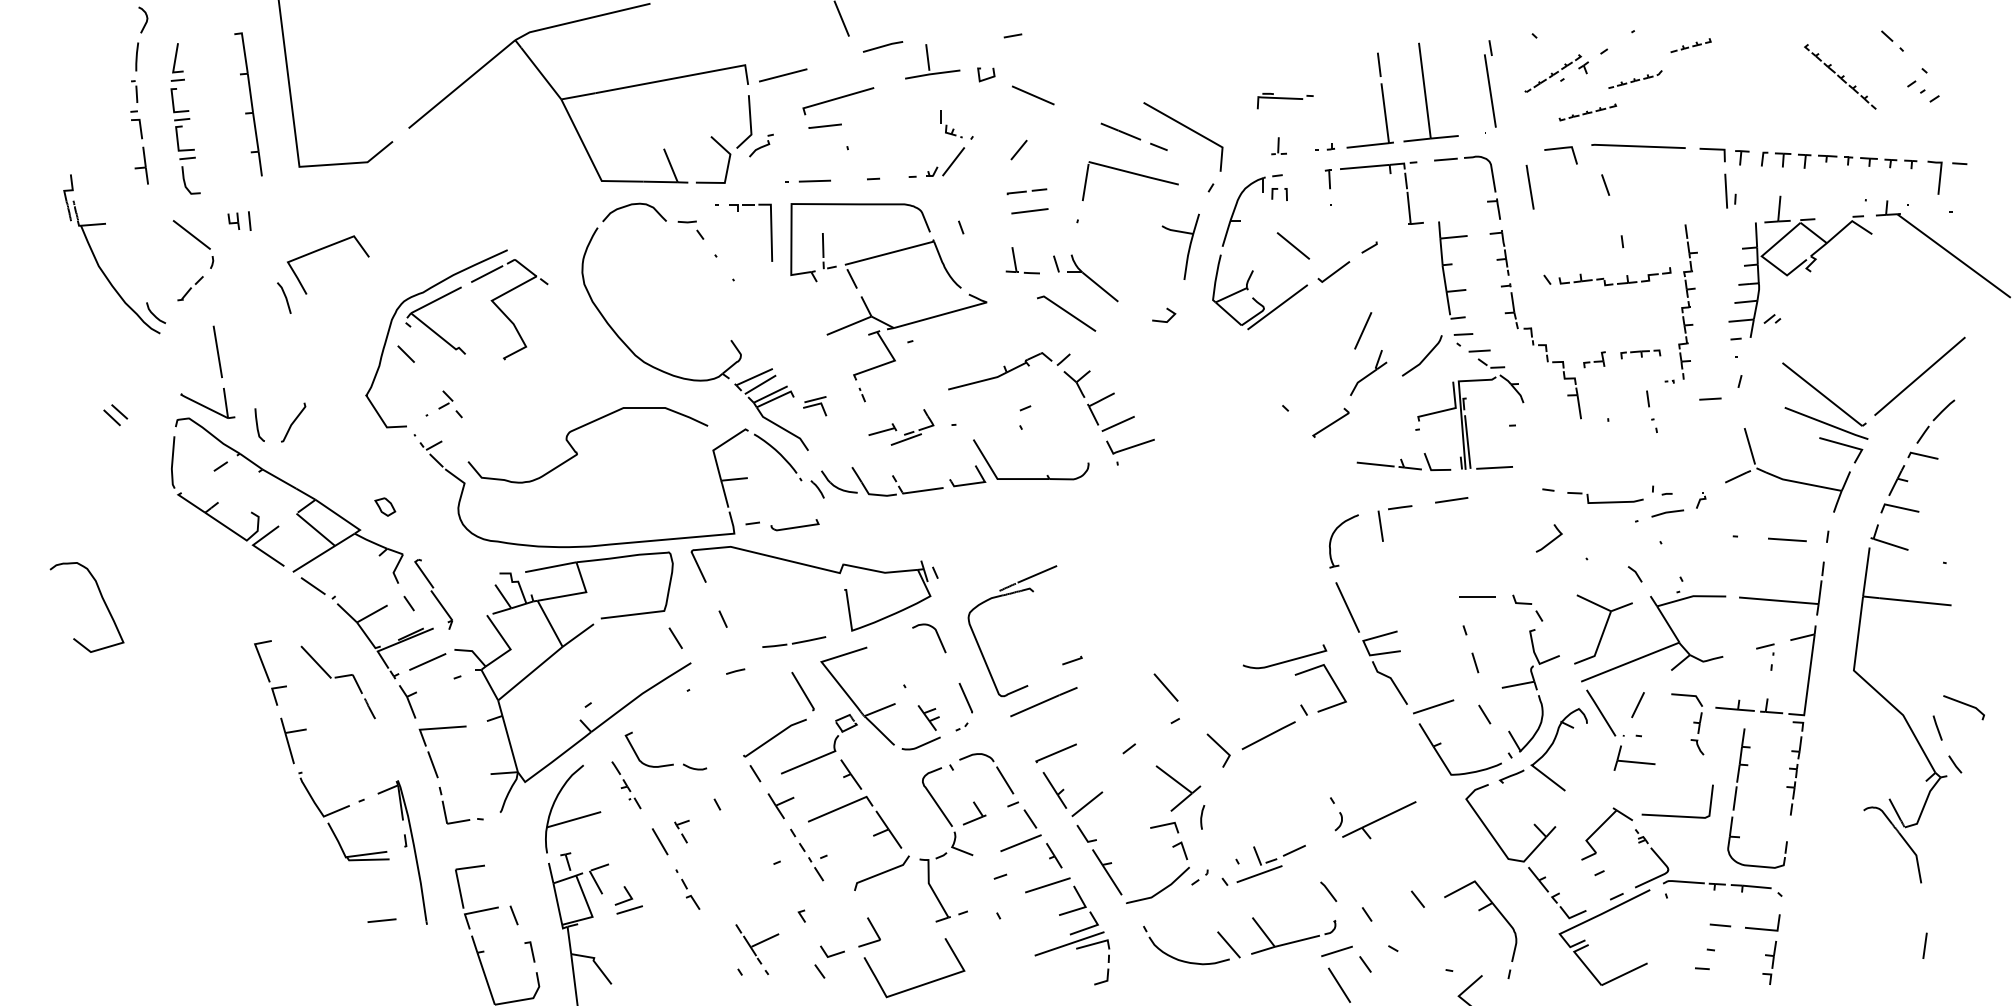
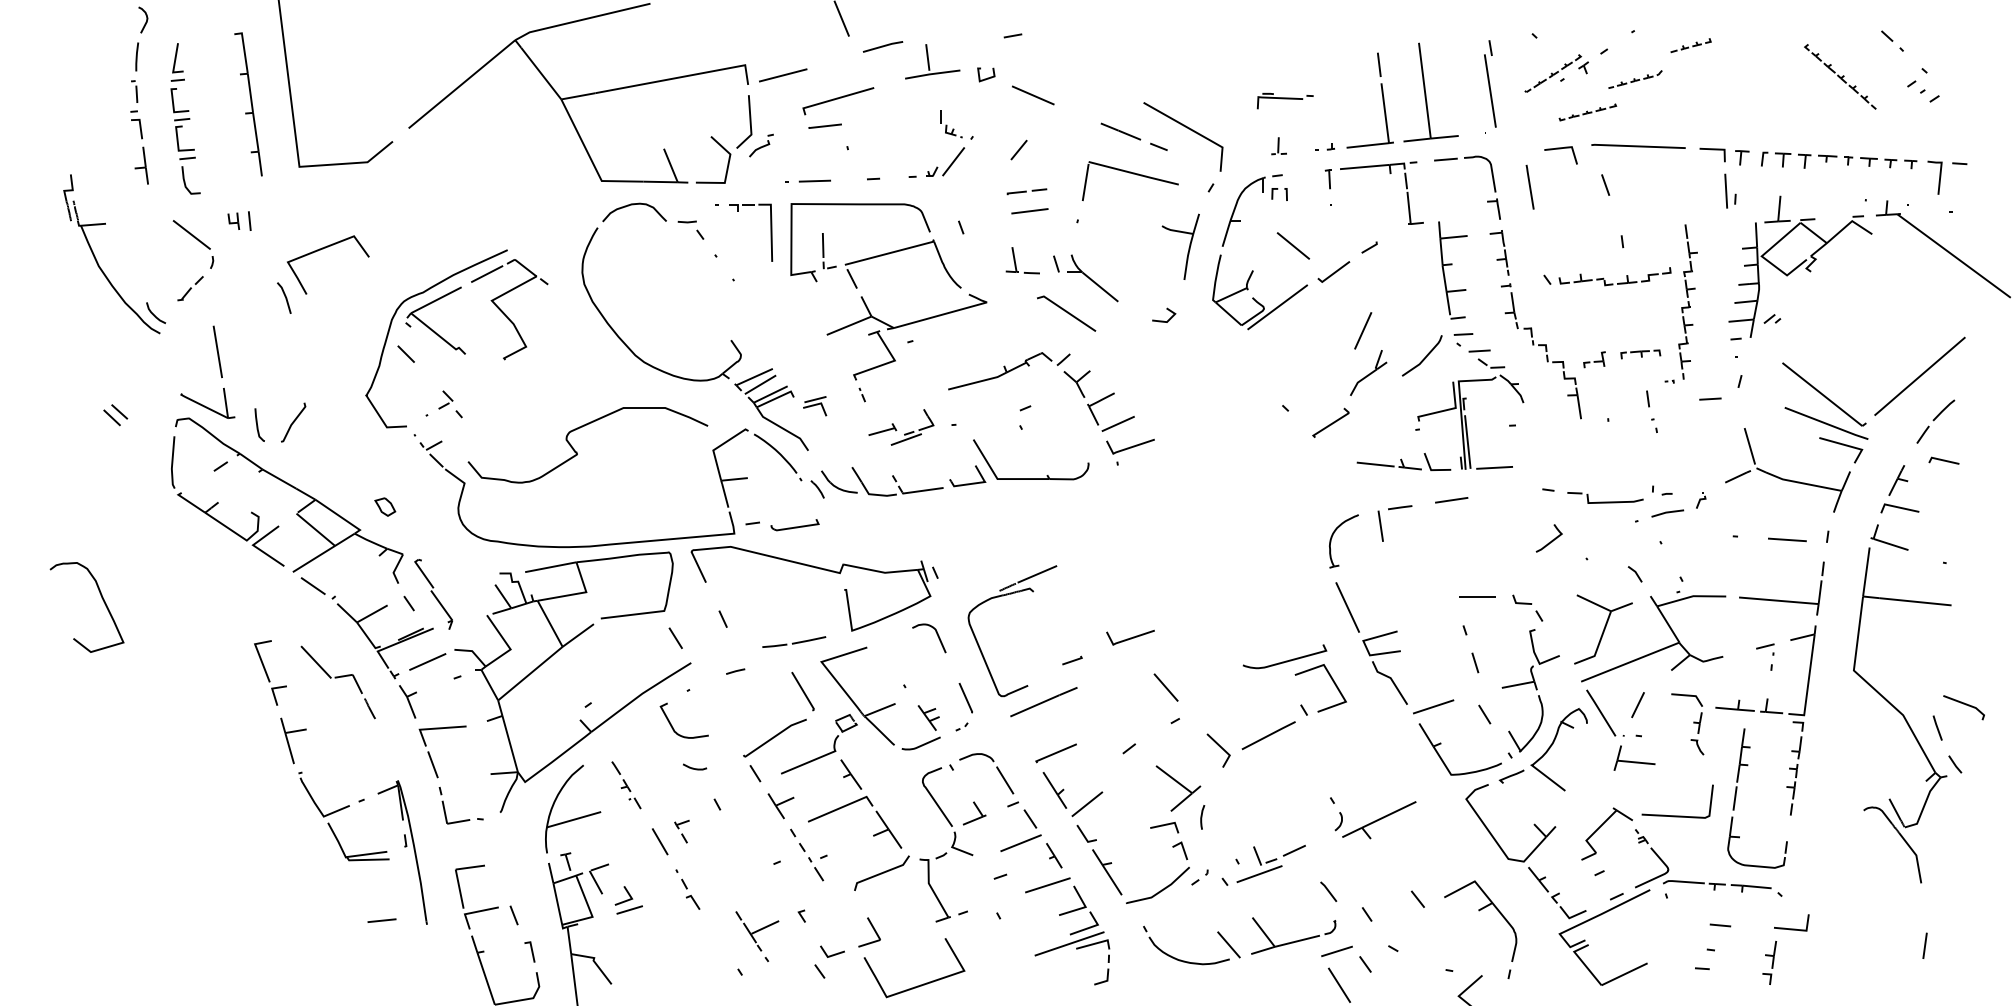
line position: (1922, 455) -> (1943, 460) (1943, 460)
line: none -> present (1130, 637)
curve position: (637, 754) -> (672, 725) (672, 725)
line position: (1762, 928) -> (1791, 928) (1791, 928)
part position: (757, 949) -> (757, 936) (757, 936)
